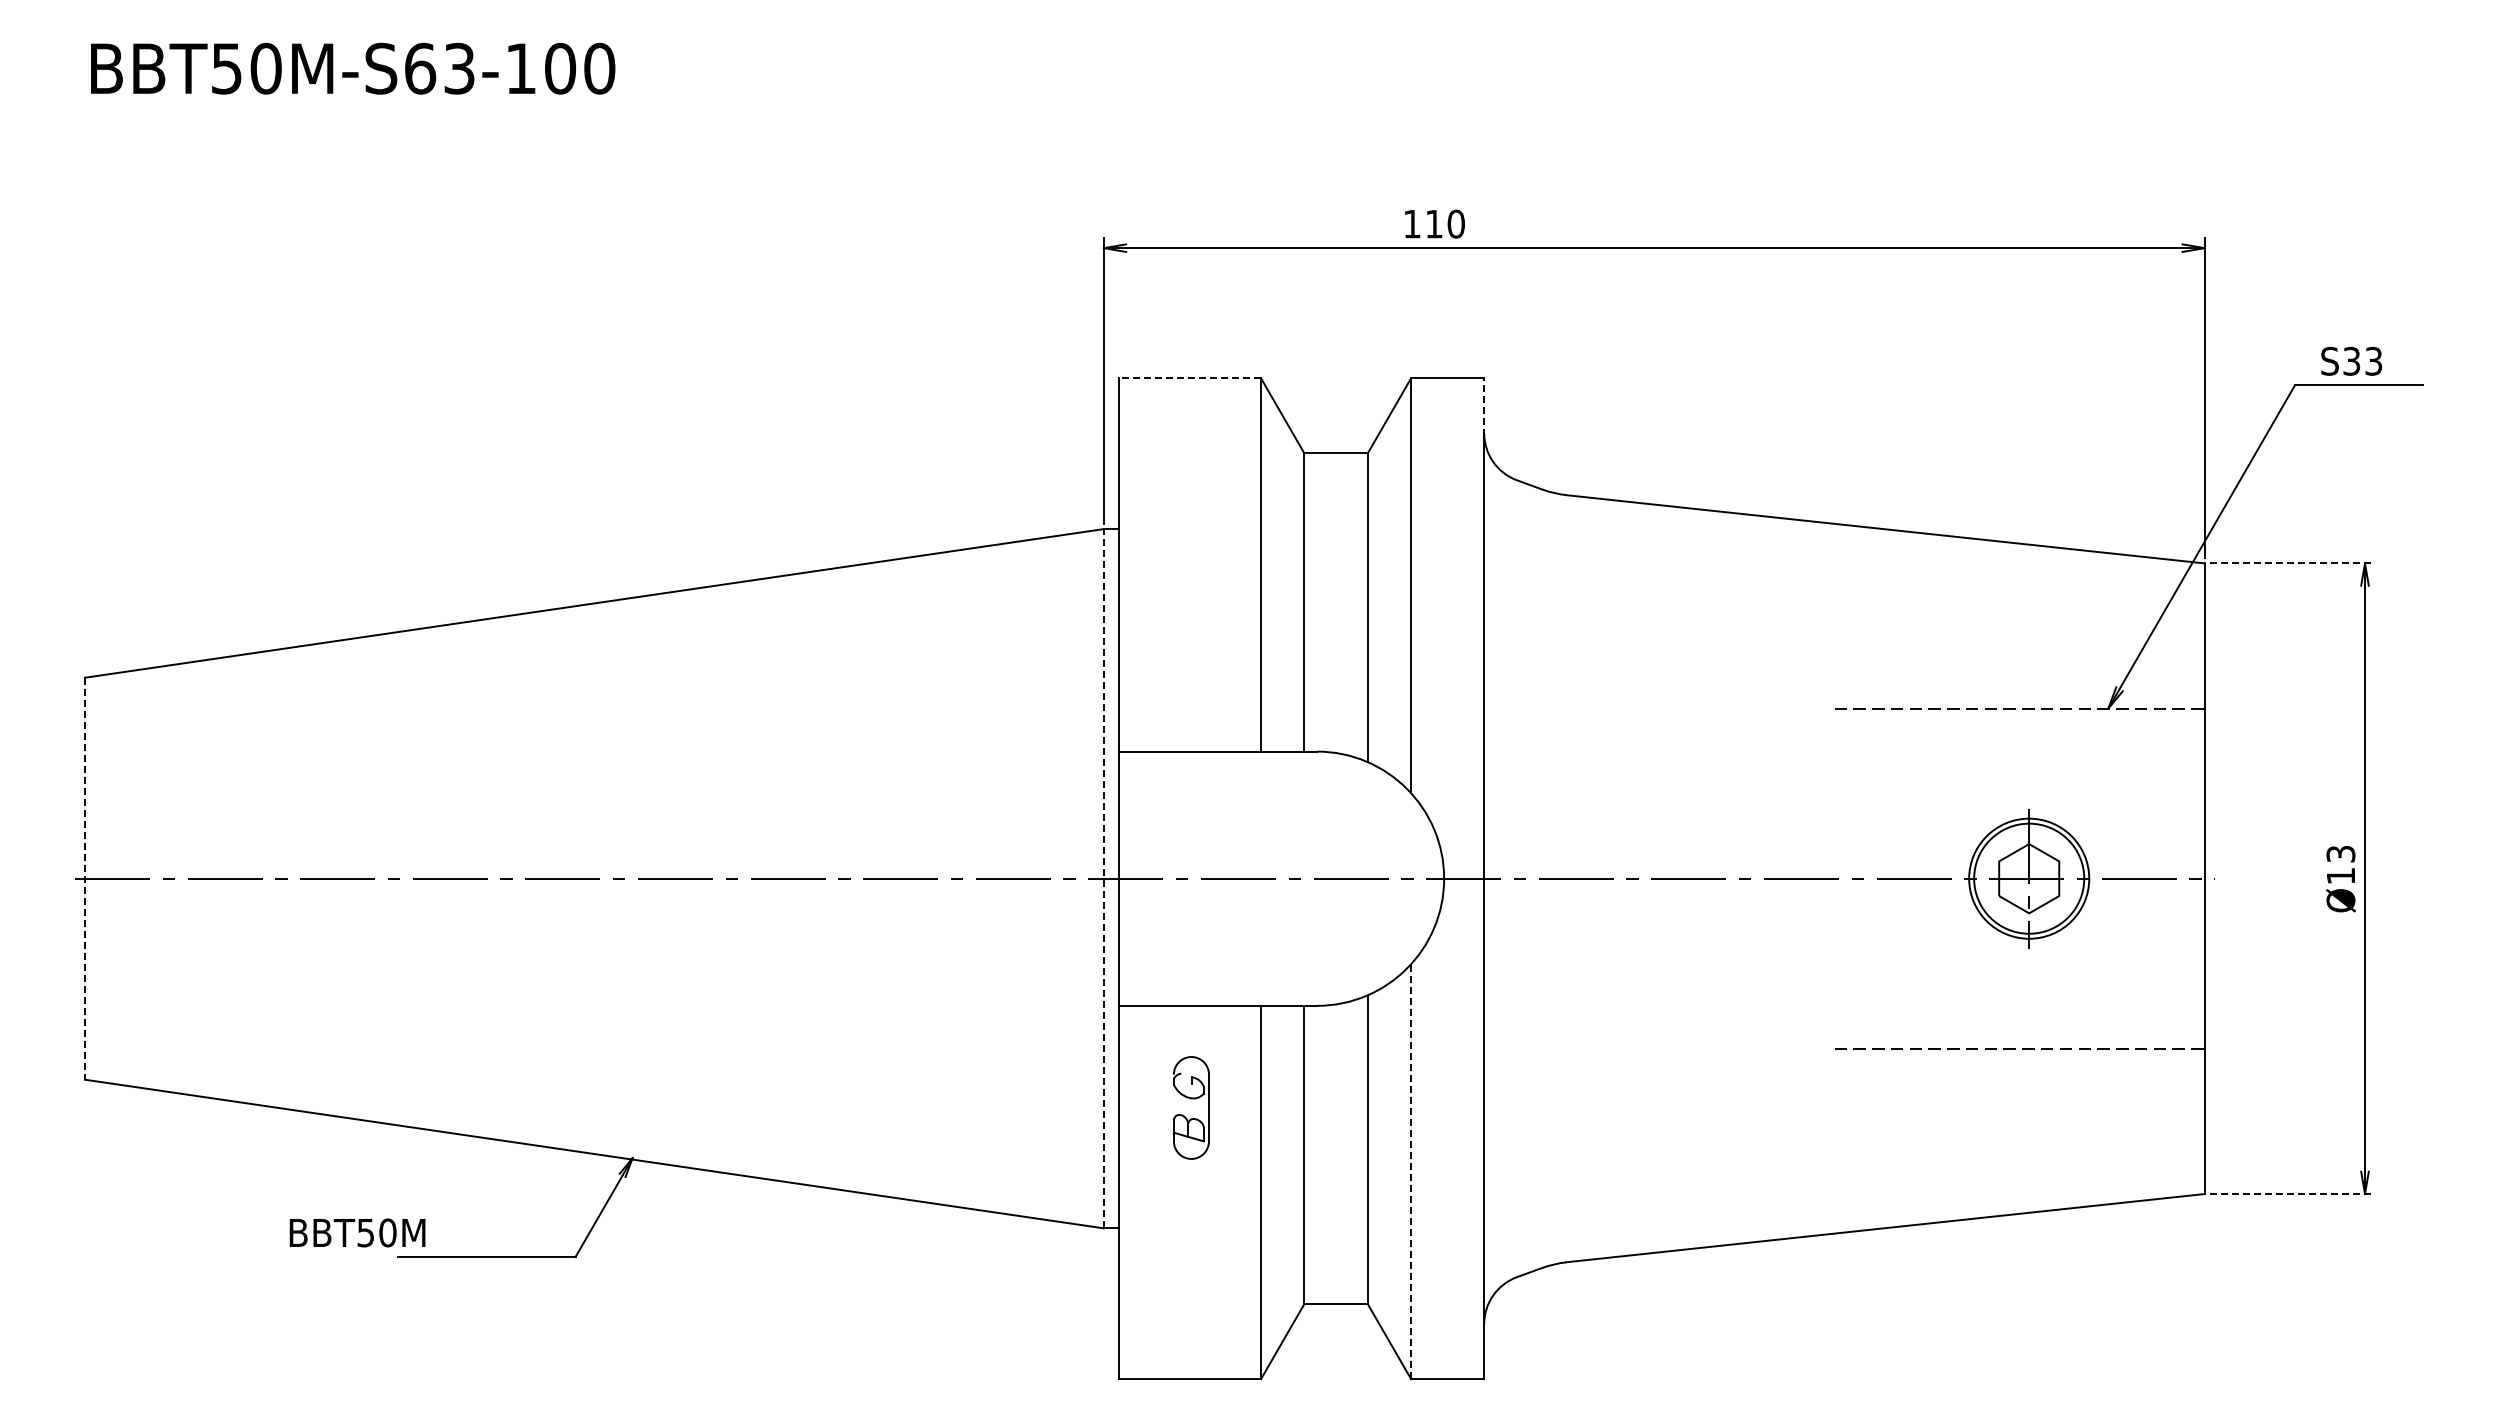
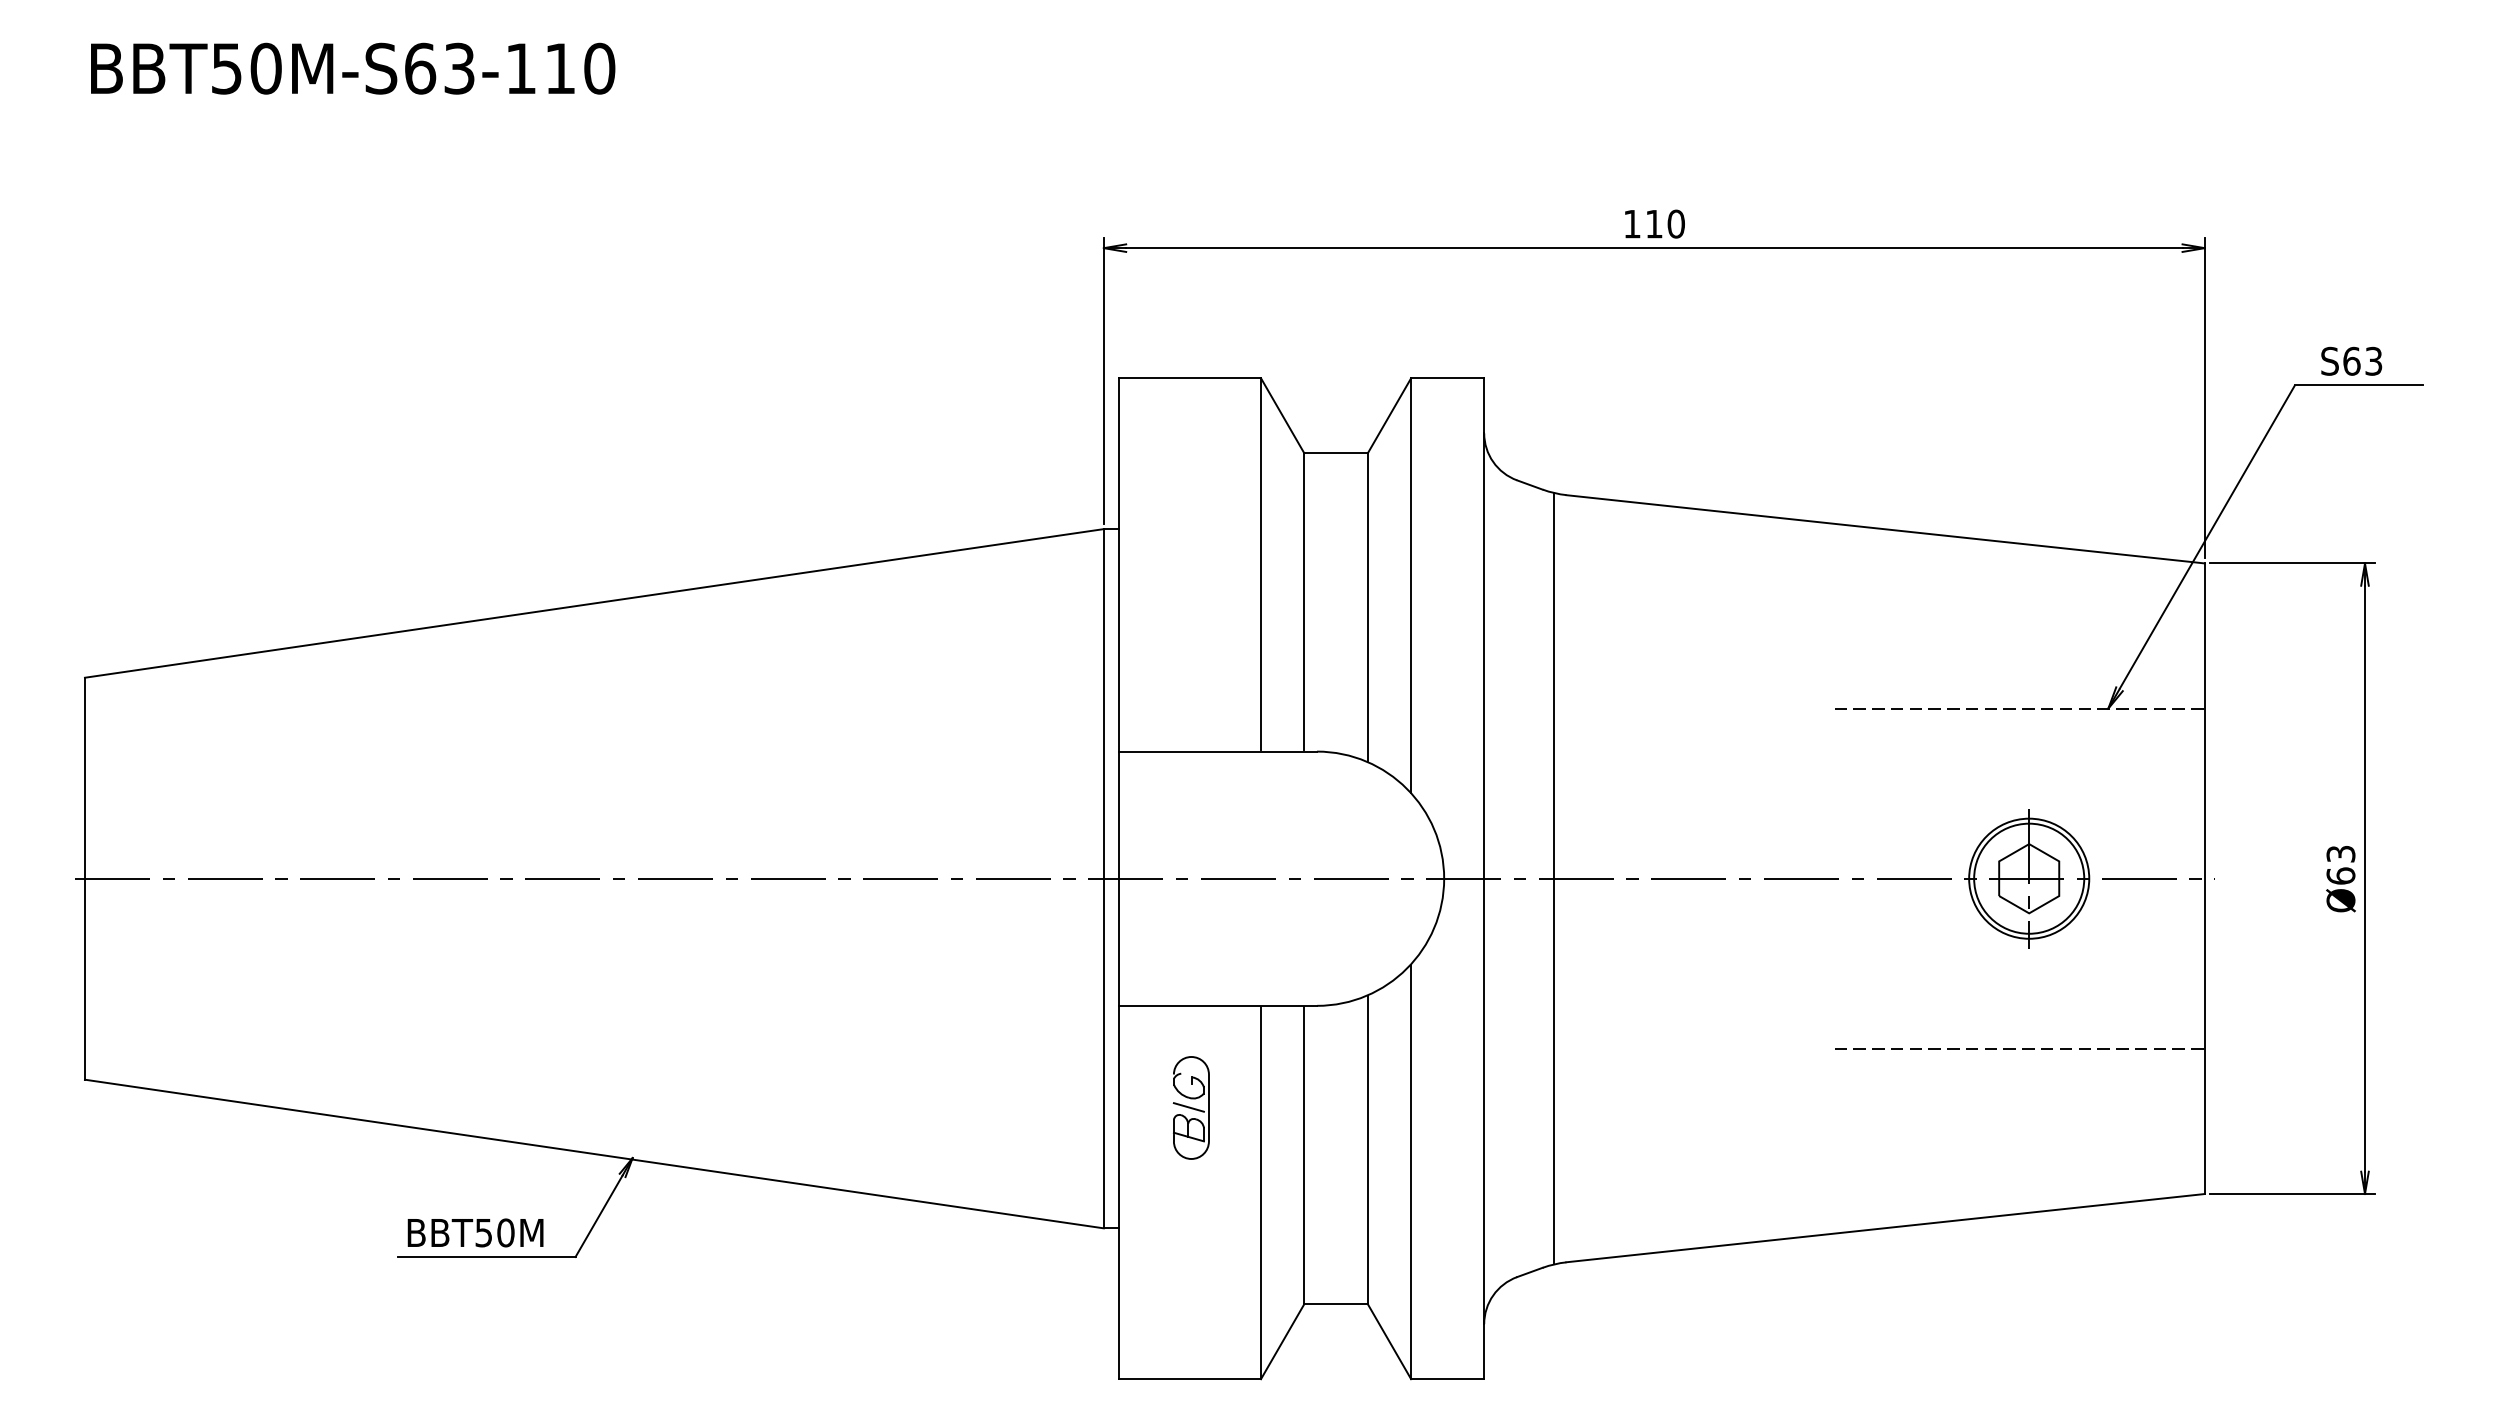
text: BBT50M-S63-100 -> BBT50M-S63-110 (560, 68)
text position: (1434, 223) -> (1654, 223) (1654, 223)
text: S33 -> S63 (2351, 360)
line: dashed -> solid (1189, 378)
line: dashed -> solid (1484, 406)
line: dashed -> solid (2292, 563)
text: 13 -> 63 (2340, 875)
line: dashed -> solid (84, 878)
line: dashed -> solid (1103, 878)
line: none -> present (1554, 878)
line: none -> present (1188, 1107)
line: dashed -> solid (1411, 1171)
line: dashed -> solid (2292, 1194)
text position: (357, 1232) -> (475, 1232) (475, 1232)
